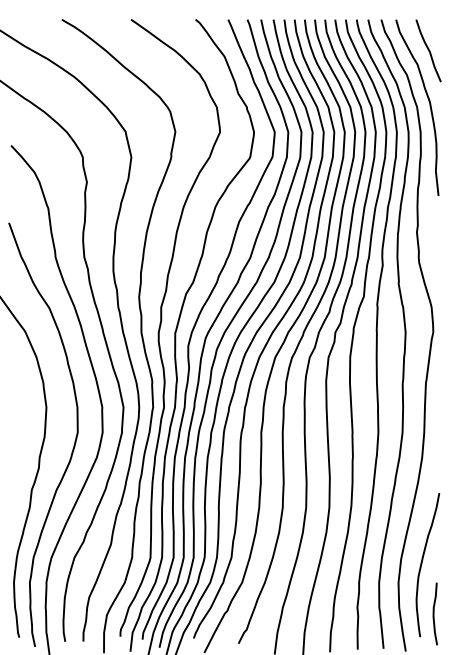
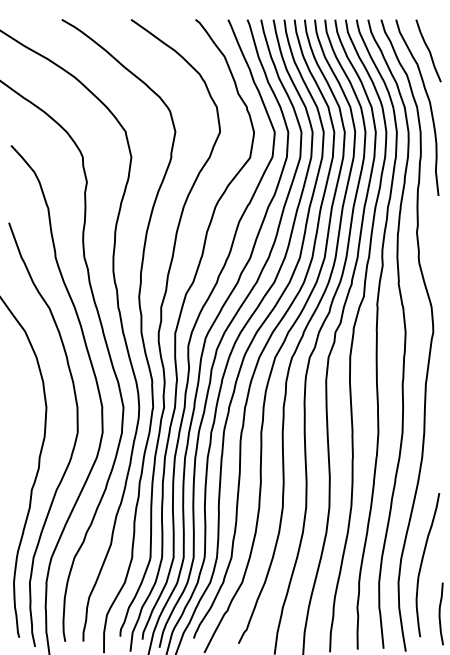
curve position: (434, 613) -> (440, 613) (440, 613)
